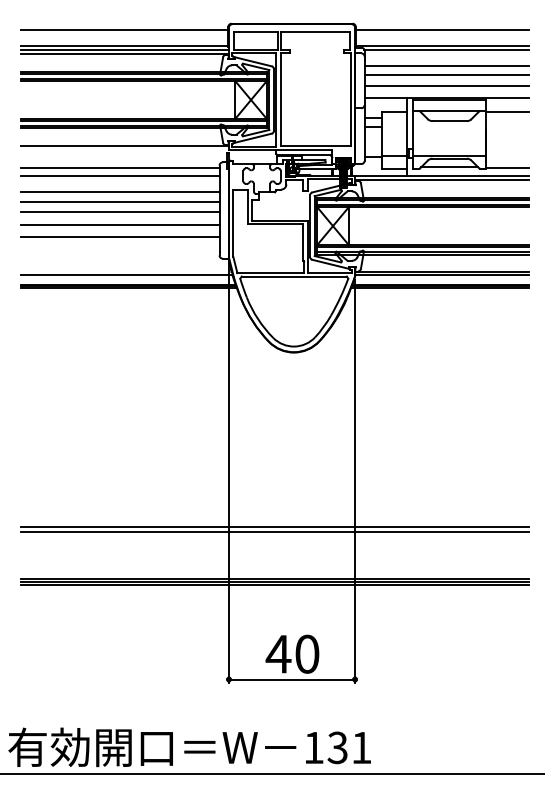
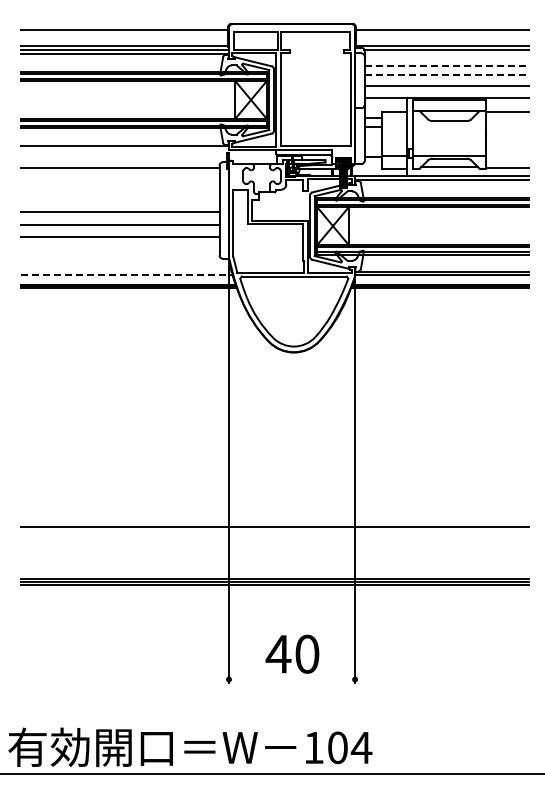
line: solid -> dashed (447, 65)
line: solid -> dashed (447, 75)
line: present -> none (119, 176)
line: present -> none (119, 192)
line: present -> none (119, 201)
line: solid -> dashed (126, 274)
line: present -> none (274, 531)
line: present -> none (291, 679)
text: 131 -> 104 (349, 747)
